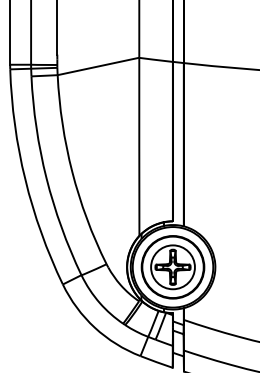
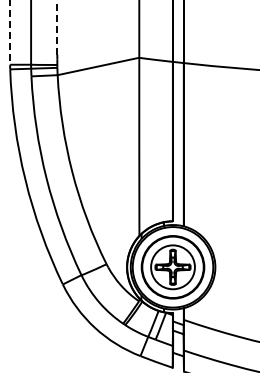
line: solid -> dashed (57, 27)
line: solid -> dashed (10, 32)
